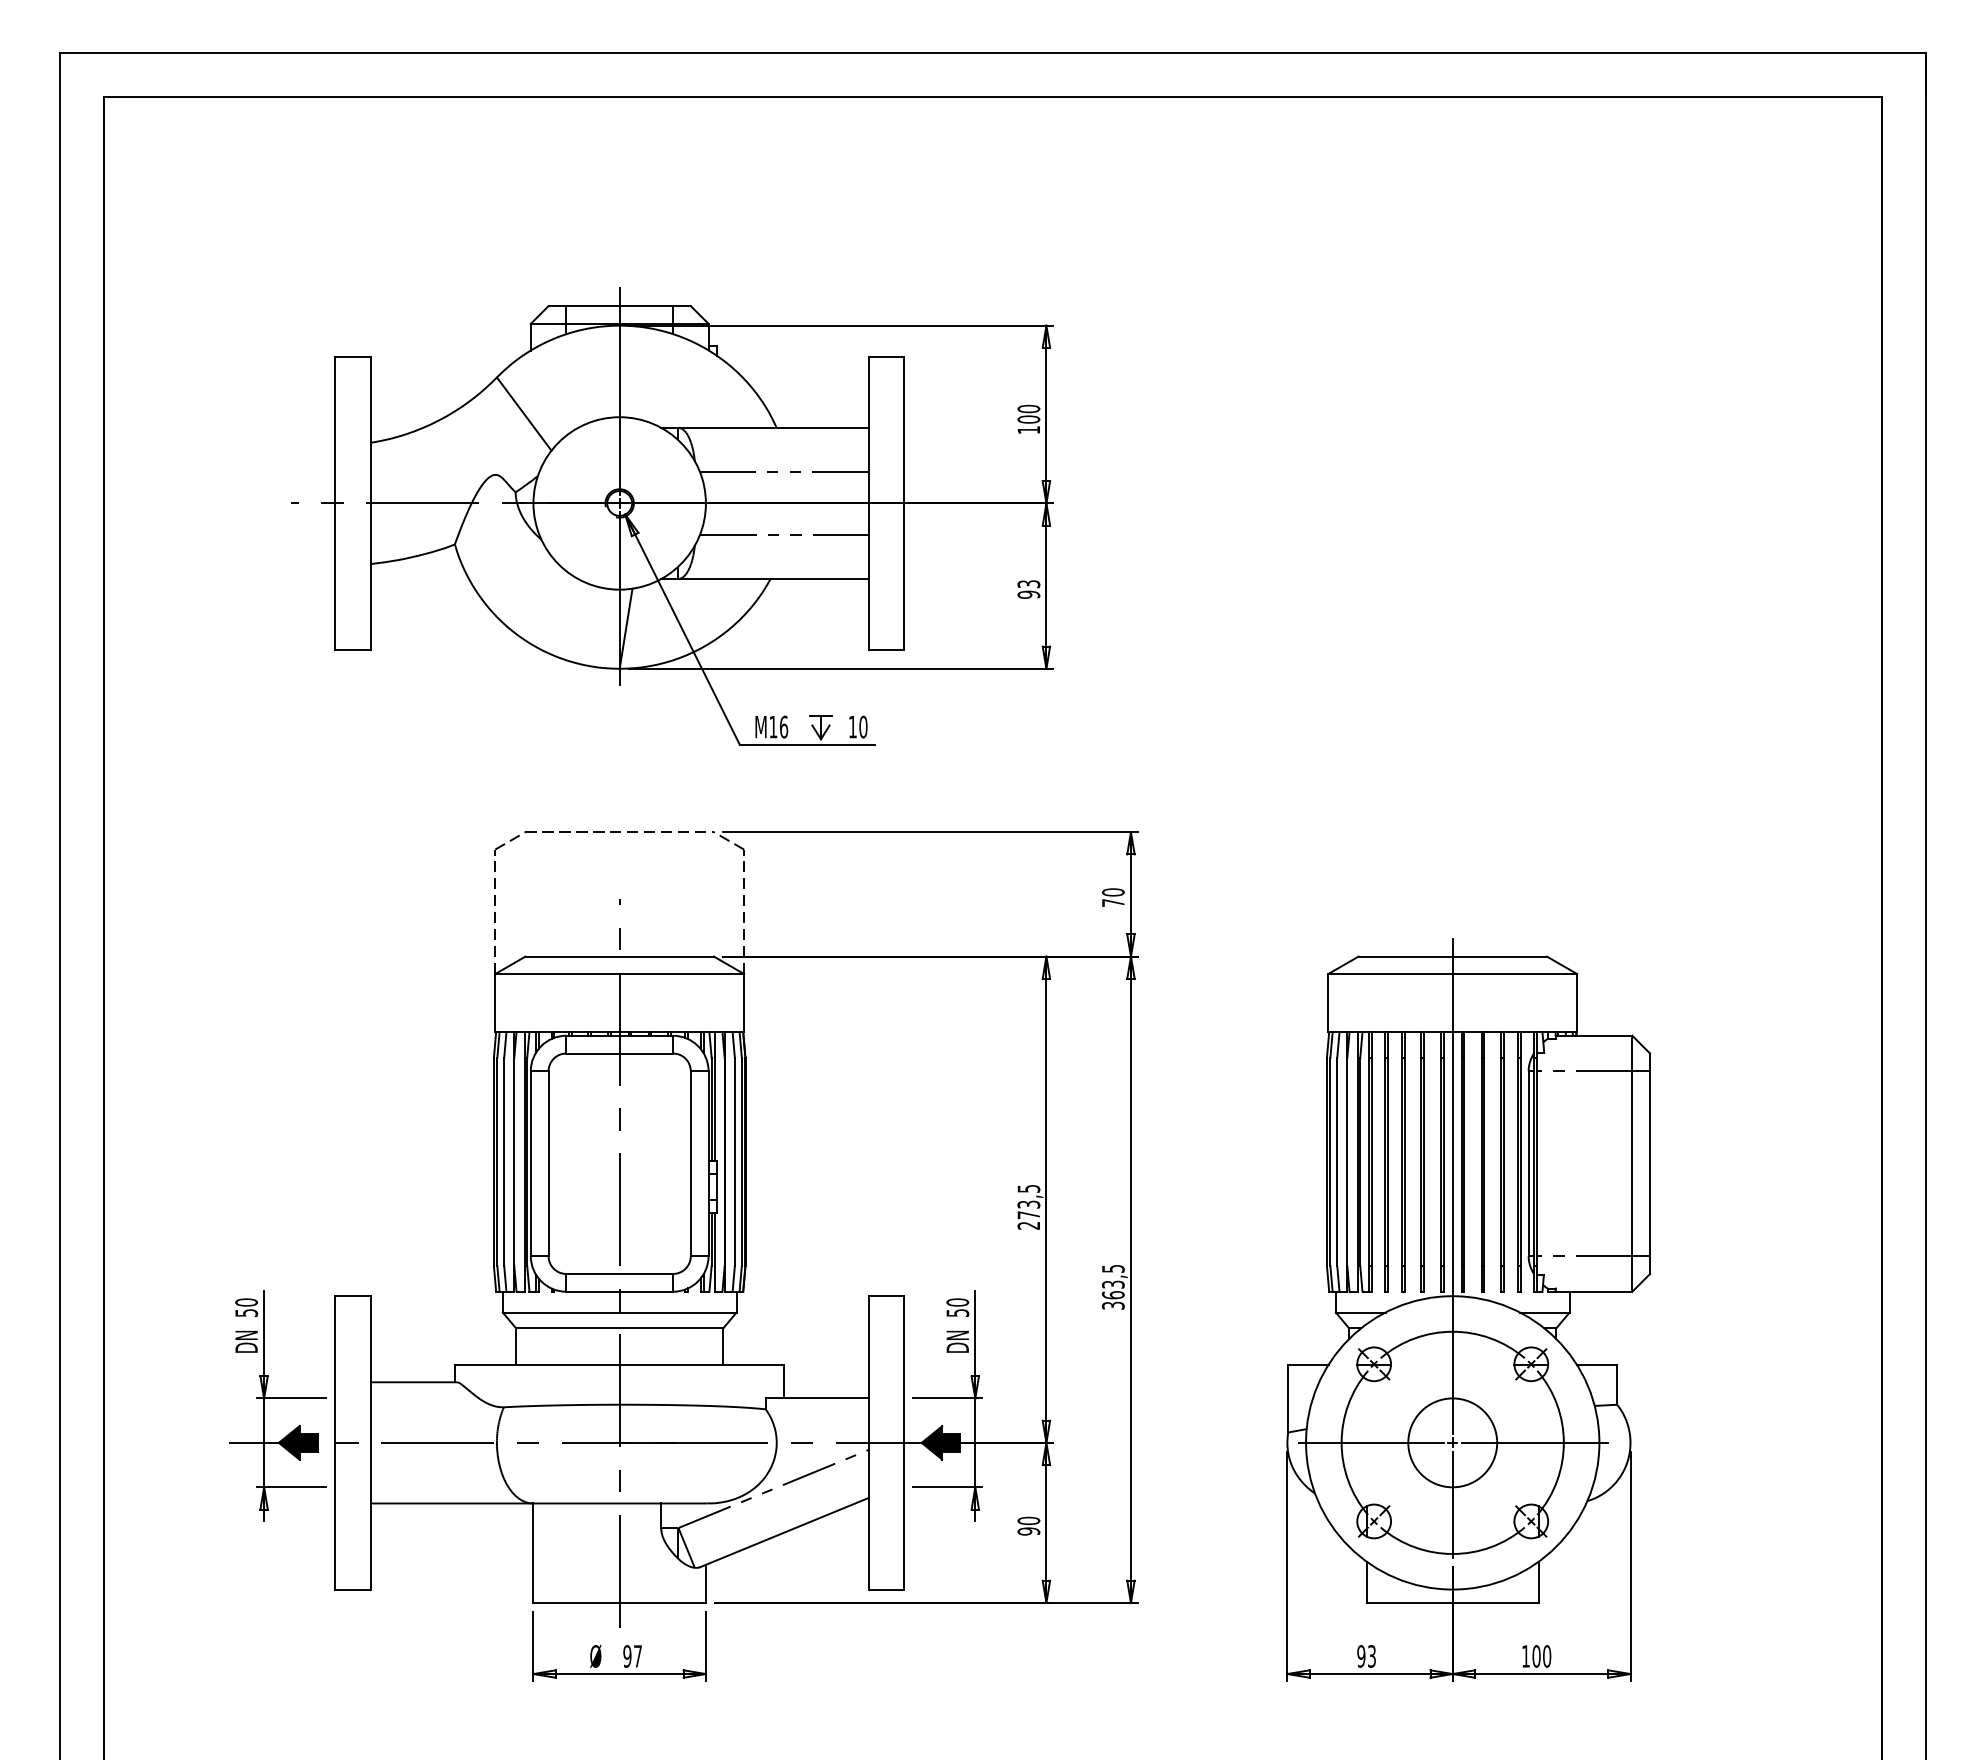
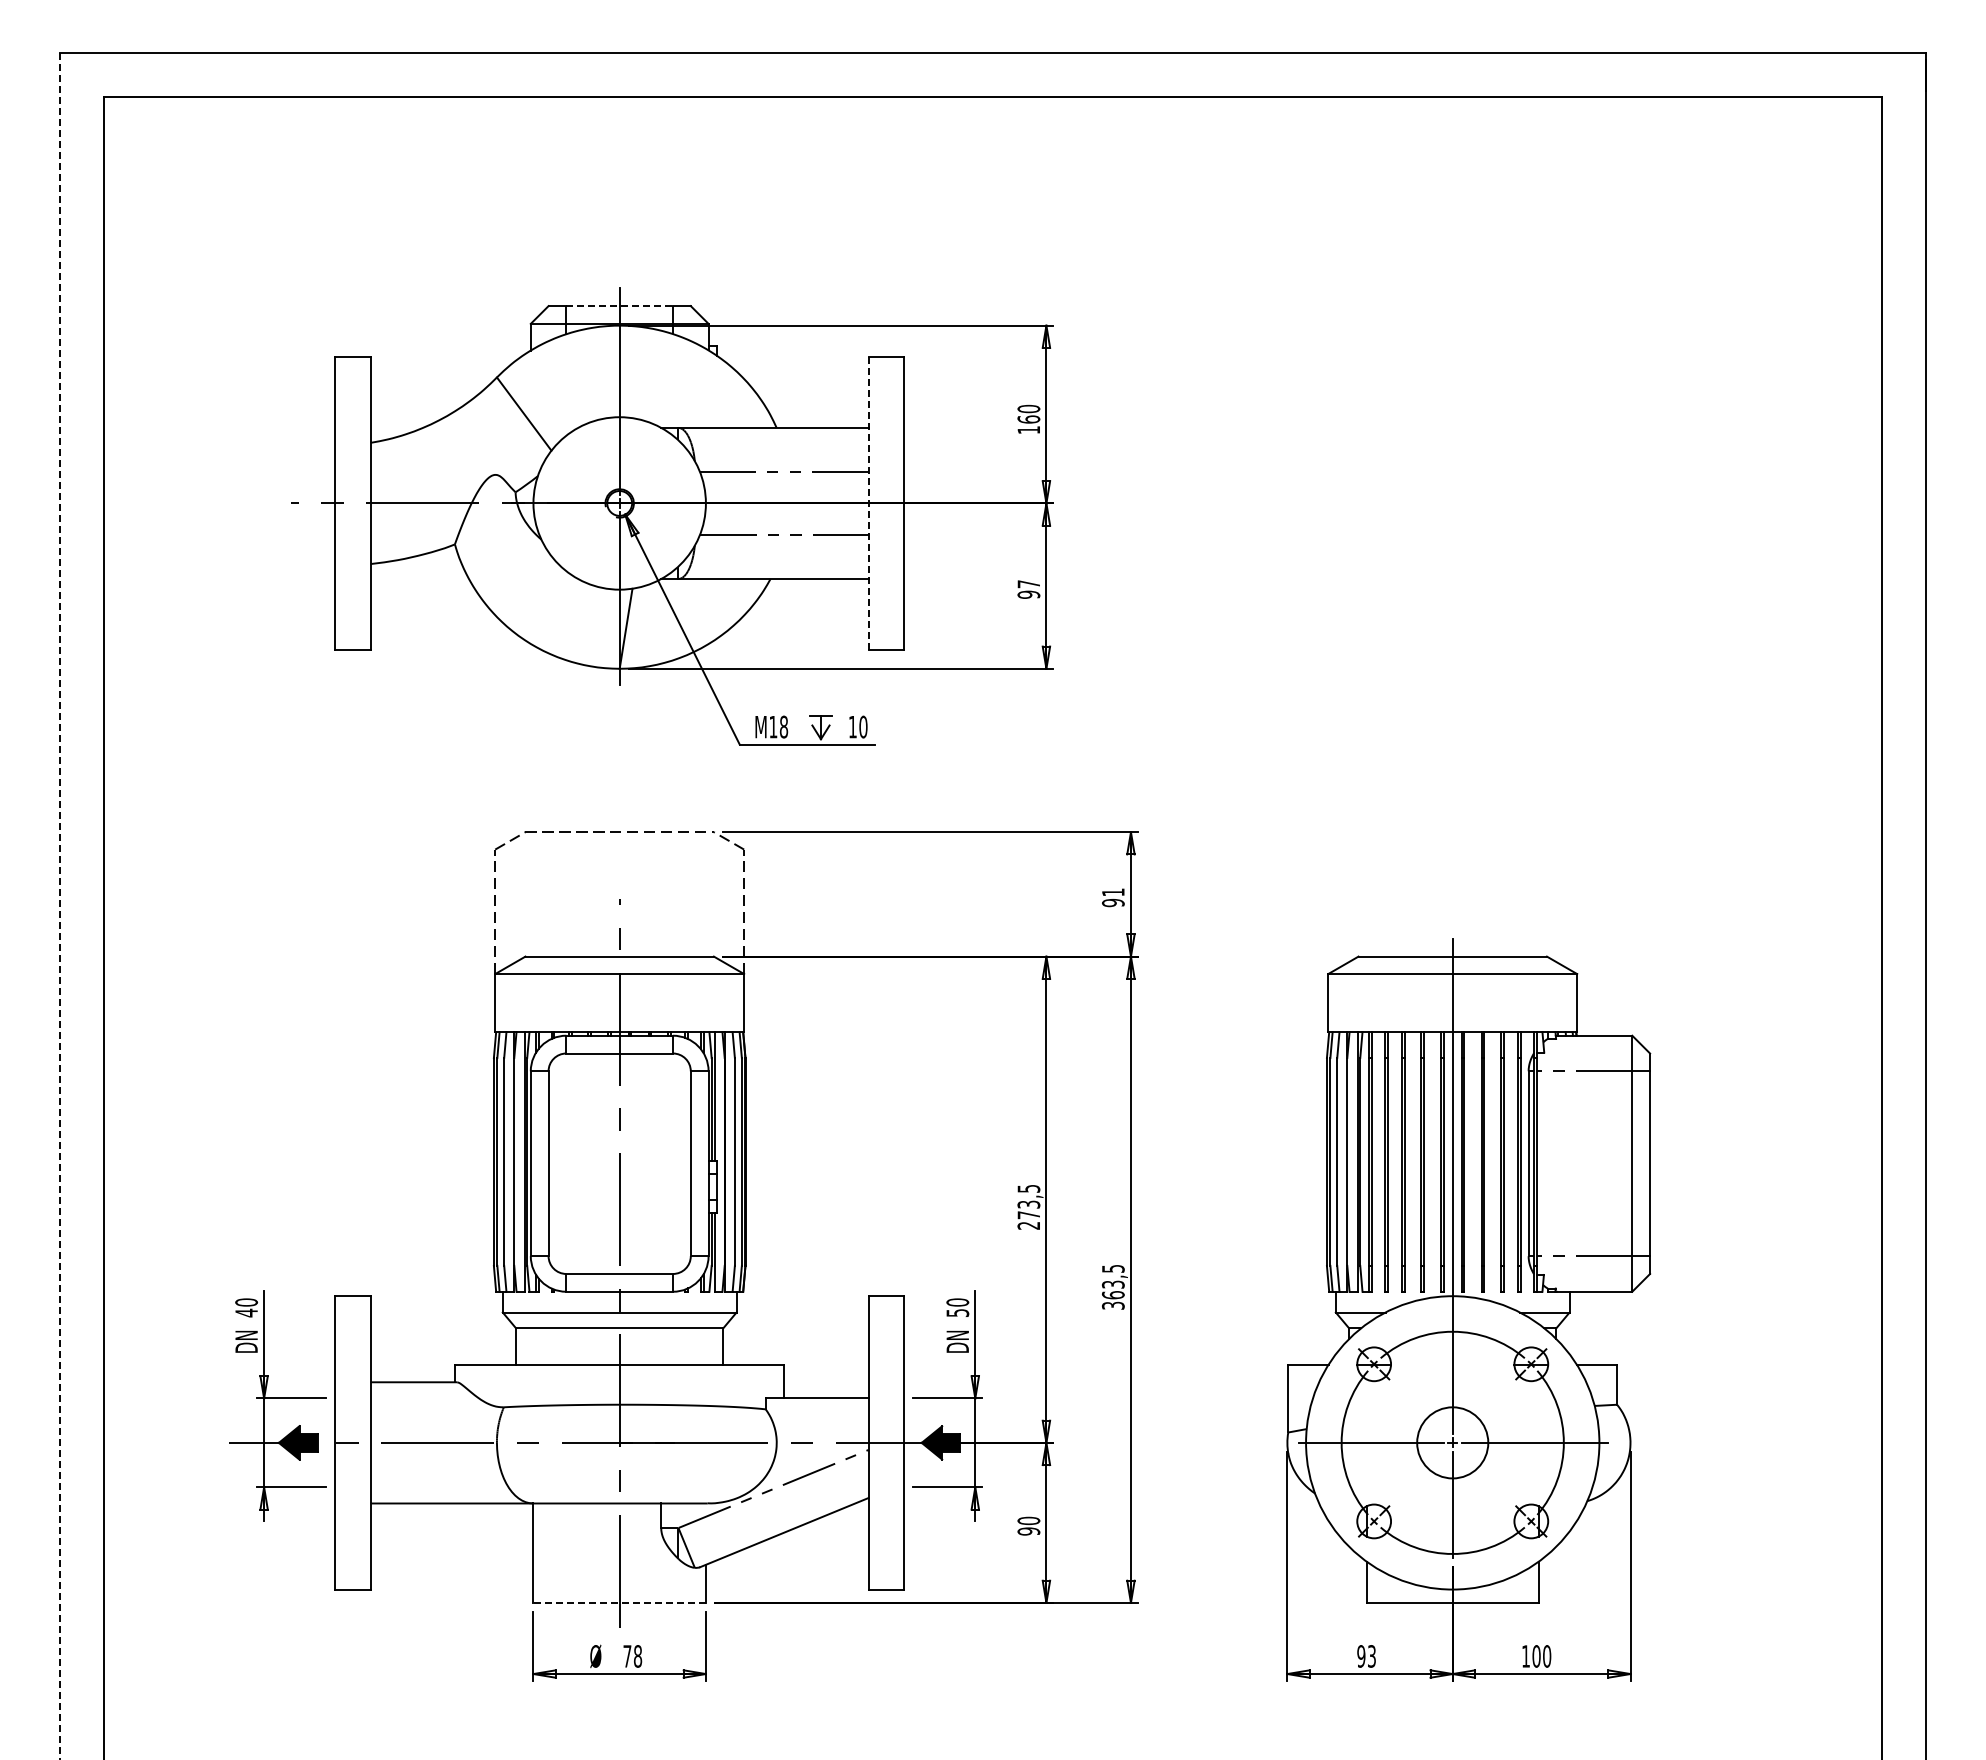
line: solid -> dashed (620, 306)
text: 100 -> 160 (1028, 419)
line: solid -> dashed (868, 503)
text: 93 -> 97 (1028, 584)
text: M16 -> M18 (783, 726)
text: 70 -> 91 (1113, 897)
line: solid -> dashed (59, 906)
text: 50 -> 40 (246, 1312)
circle diameter: 89 px -> 71 px (1452, 1442)
line: solid -> dashed (619, 1602)
text: 97 -> 78 (632, 1656)
